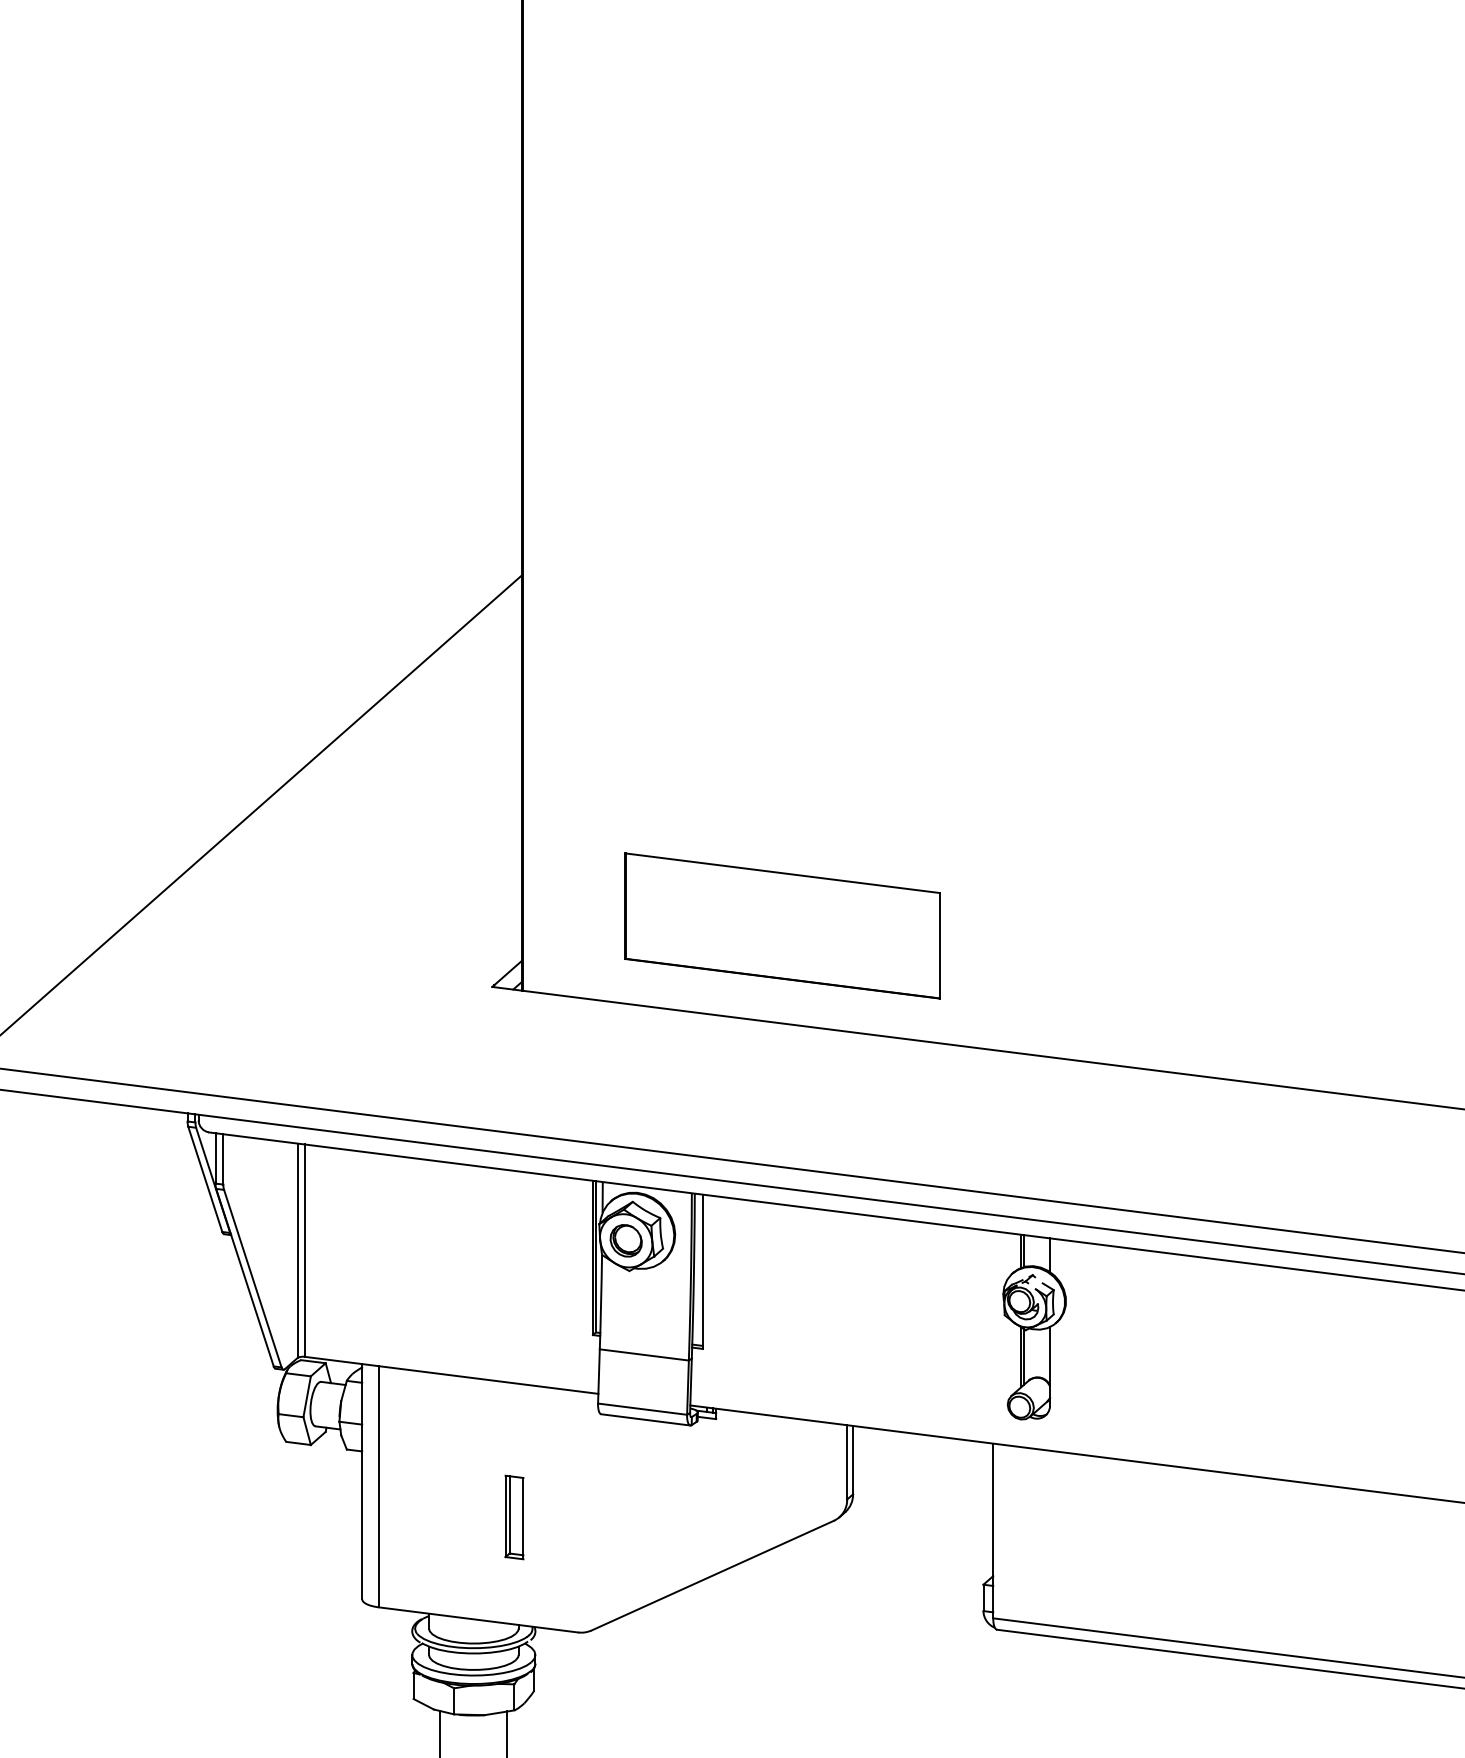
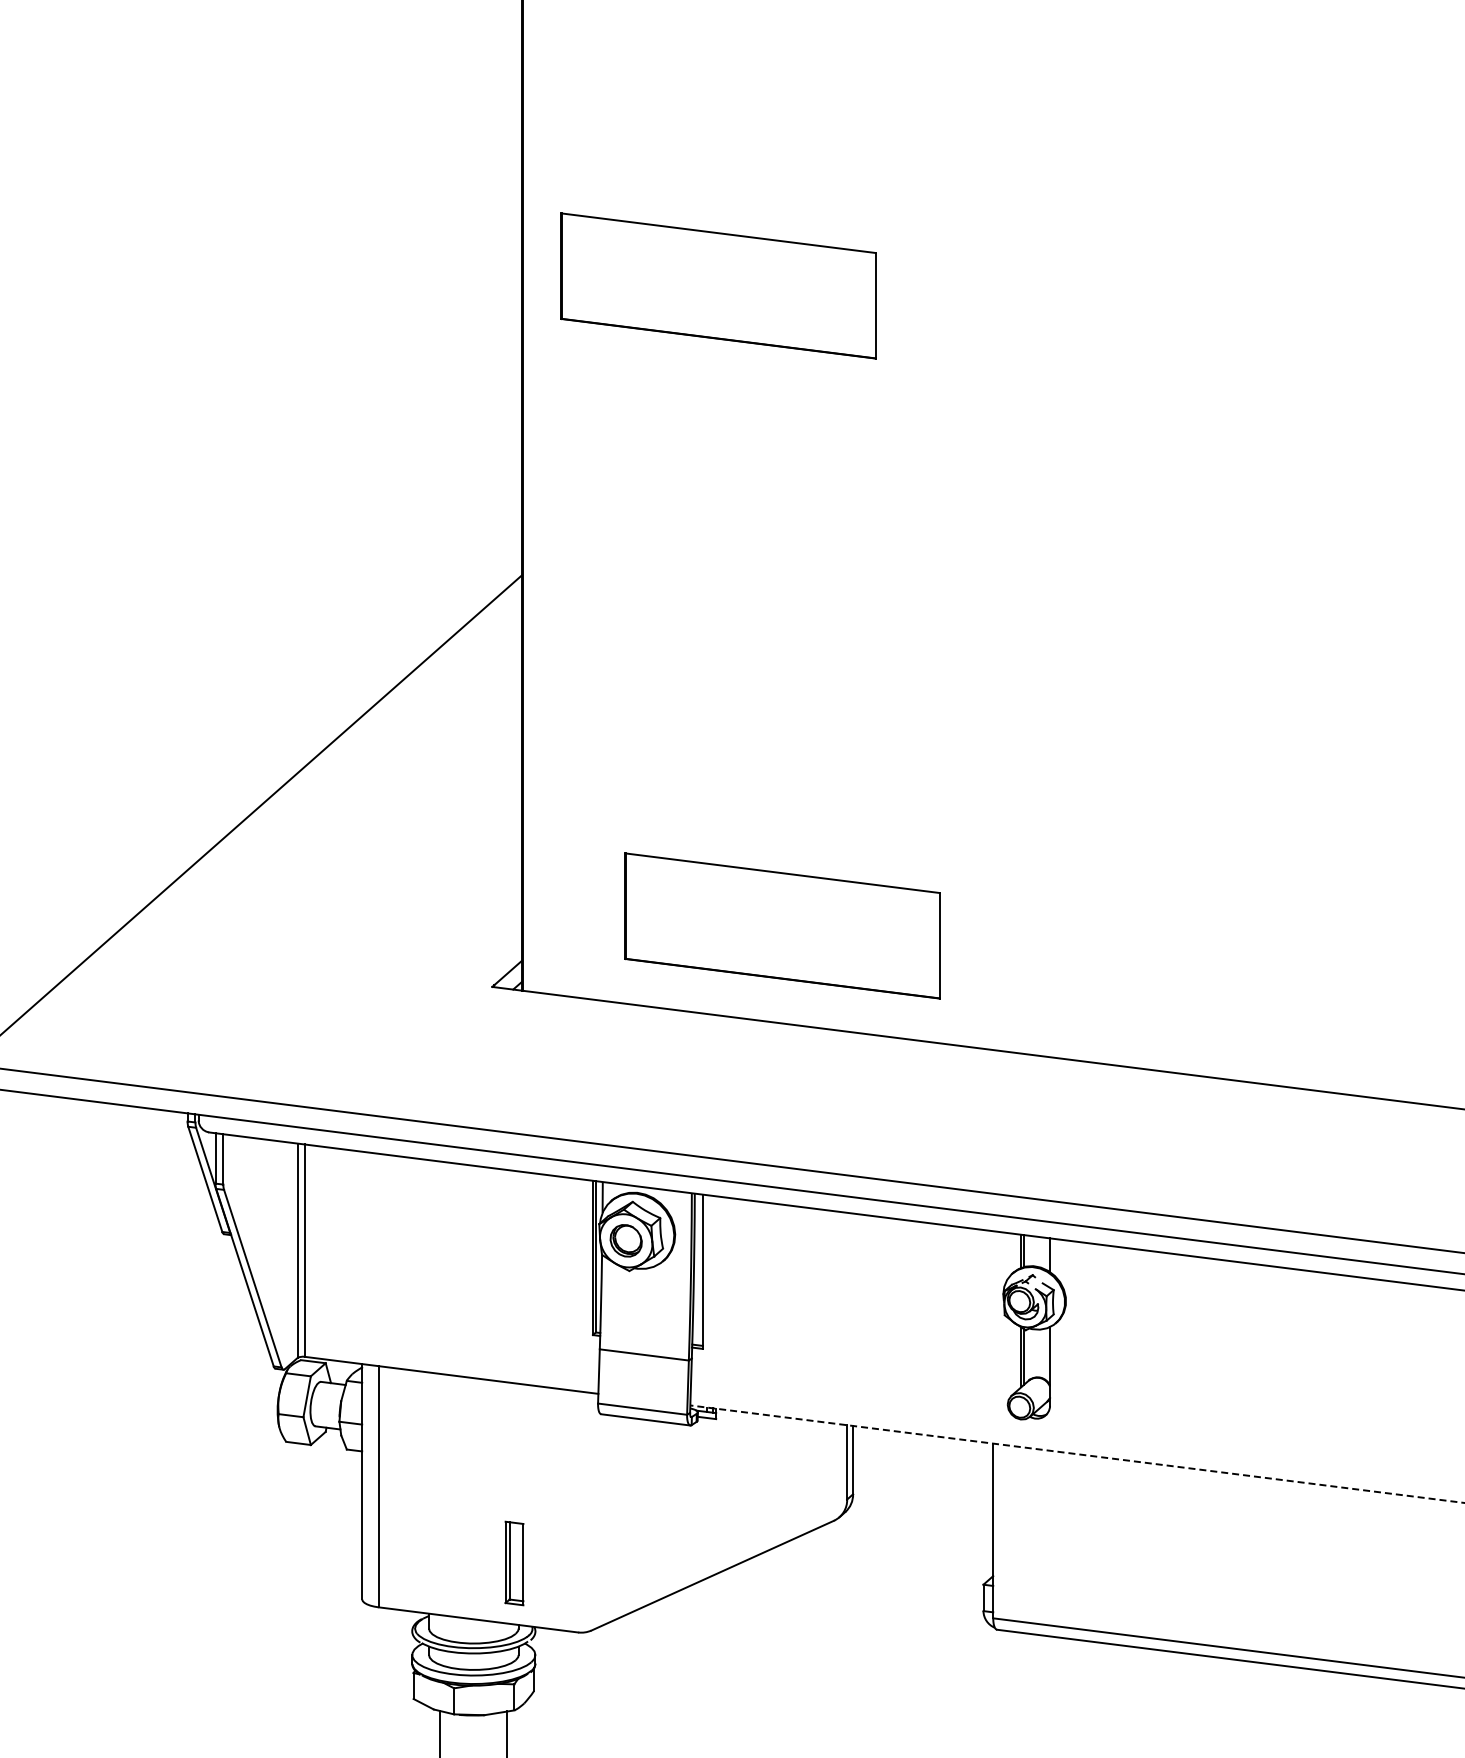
part: none -> present (718, 285)
line: solid -> dashed (1076, 1454)
part position: (514, 1517) -> (514, 1563) (514, 1563)
